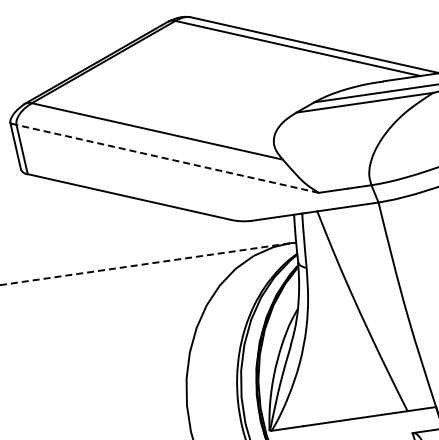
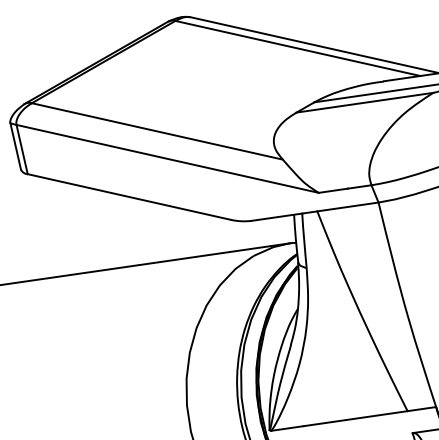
line: dashed -> solid (167, 158)
line: dashed -> solid (144, 264)
